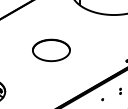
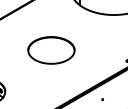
part size: 39x25 px -> 49x29 px (51, 50)
part: present -> none (120, 90)
